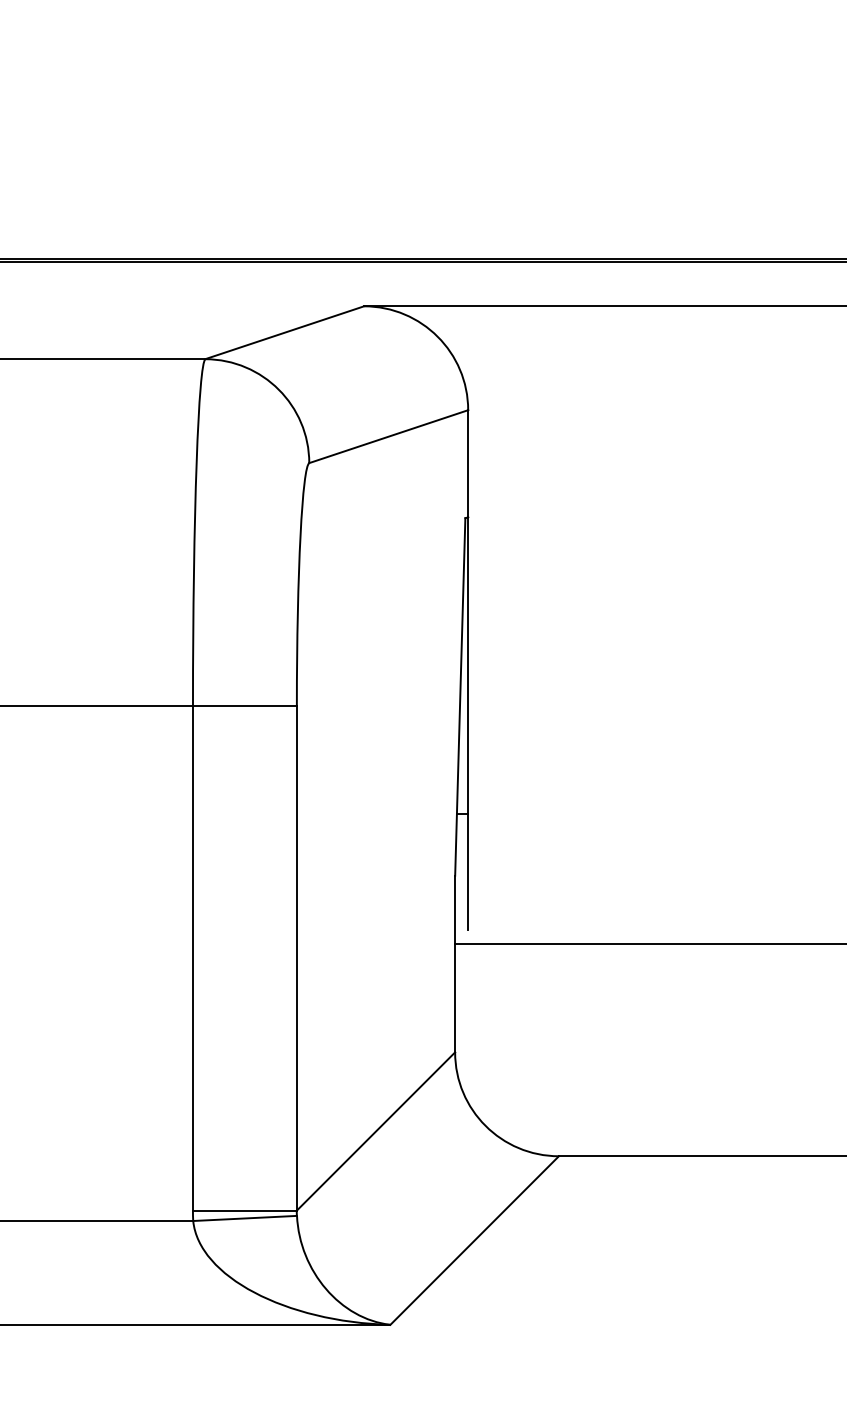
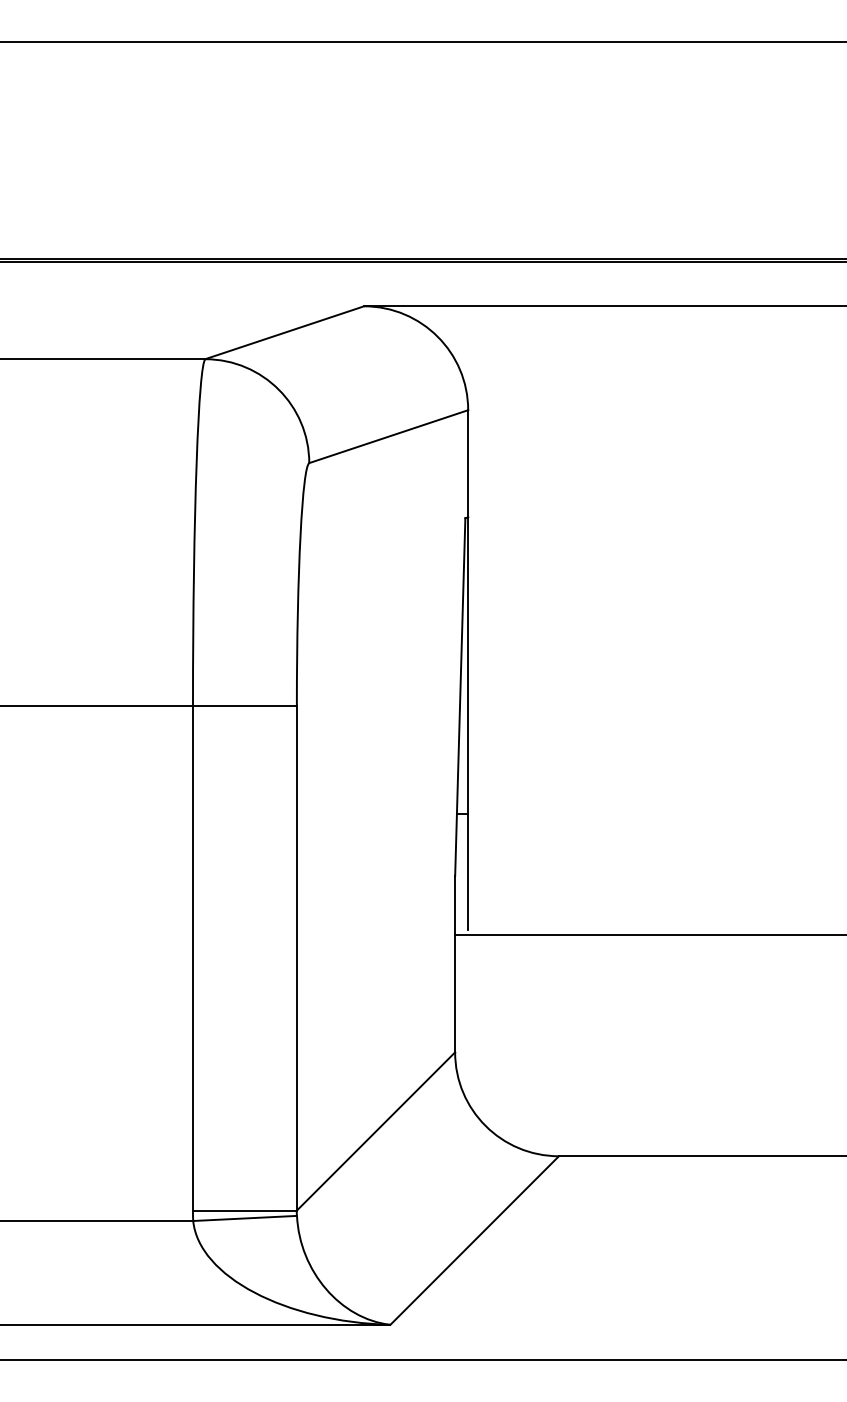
line: none -> present (422, 42)
line position: (649, 944) -> (649, 935) (649, 935)
line: none -> present (422, 1359)
